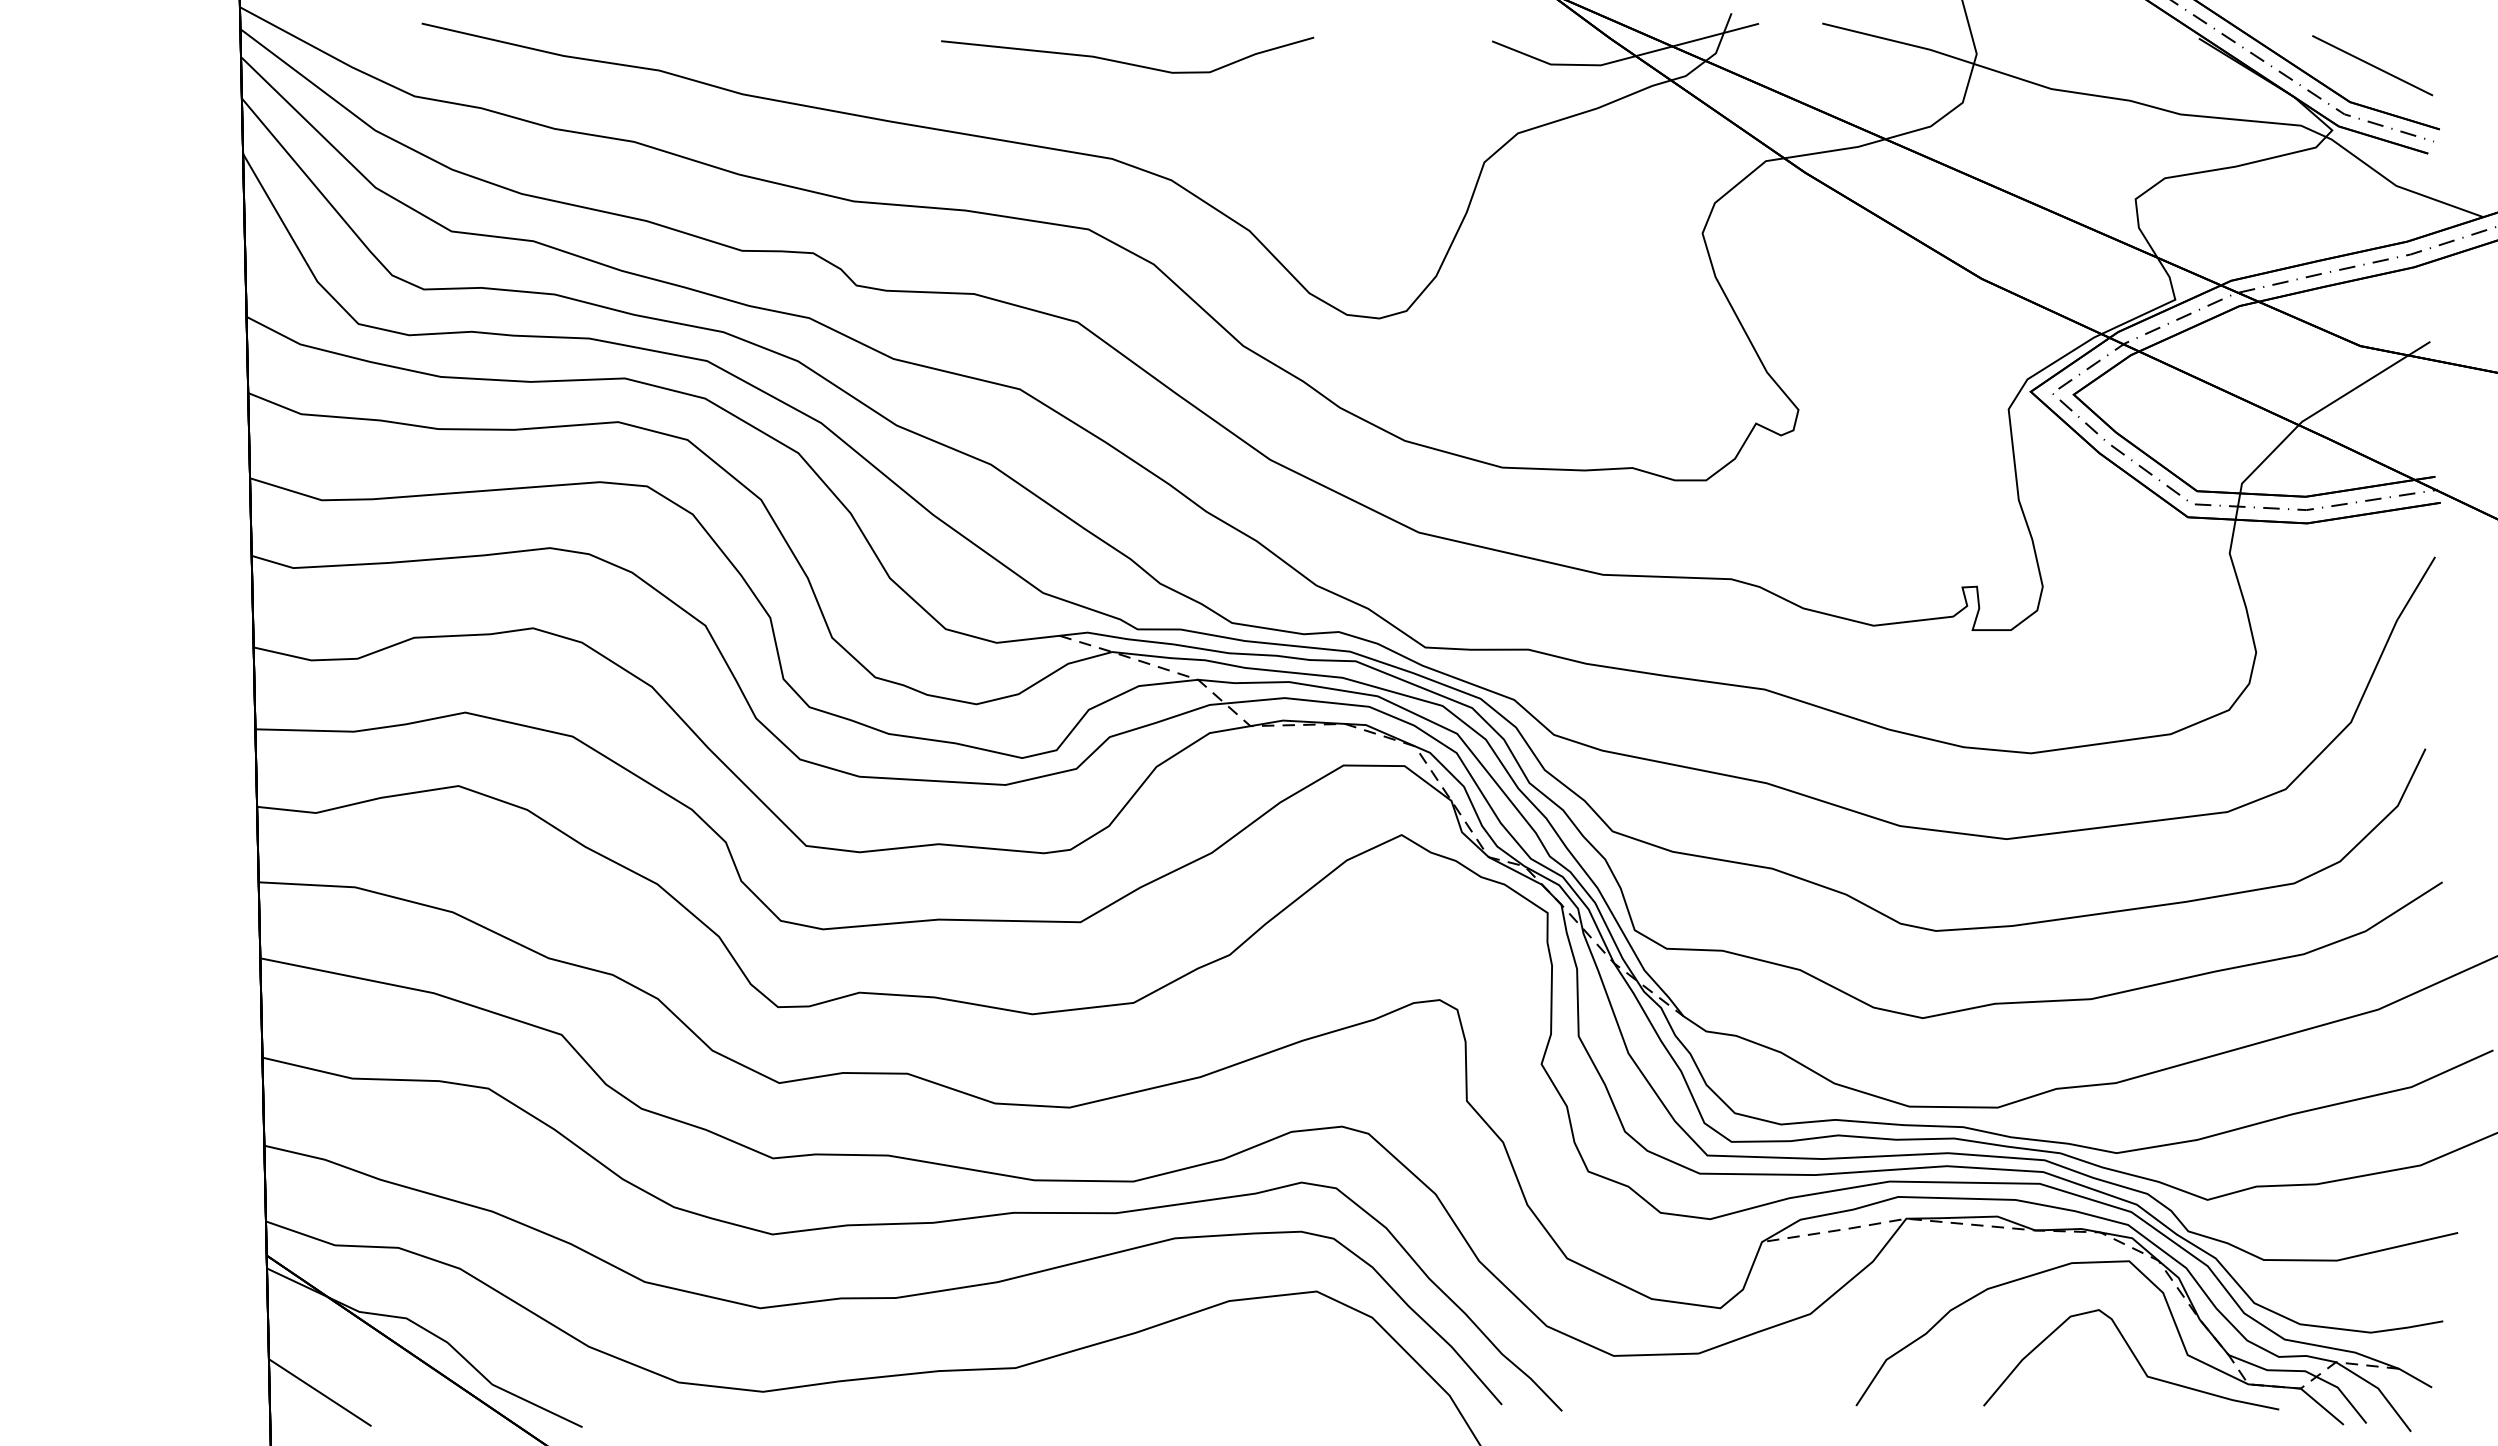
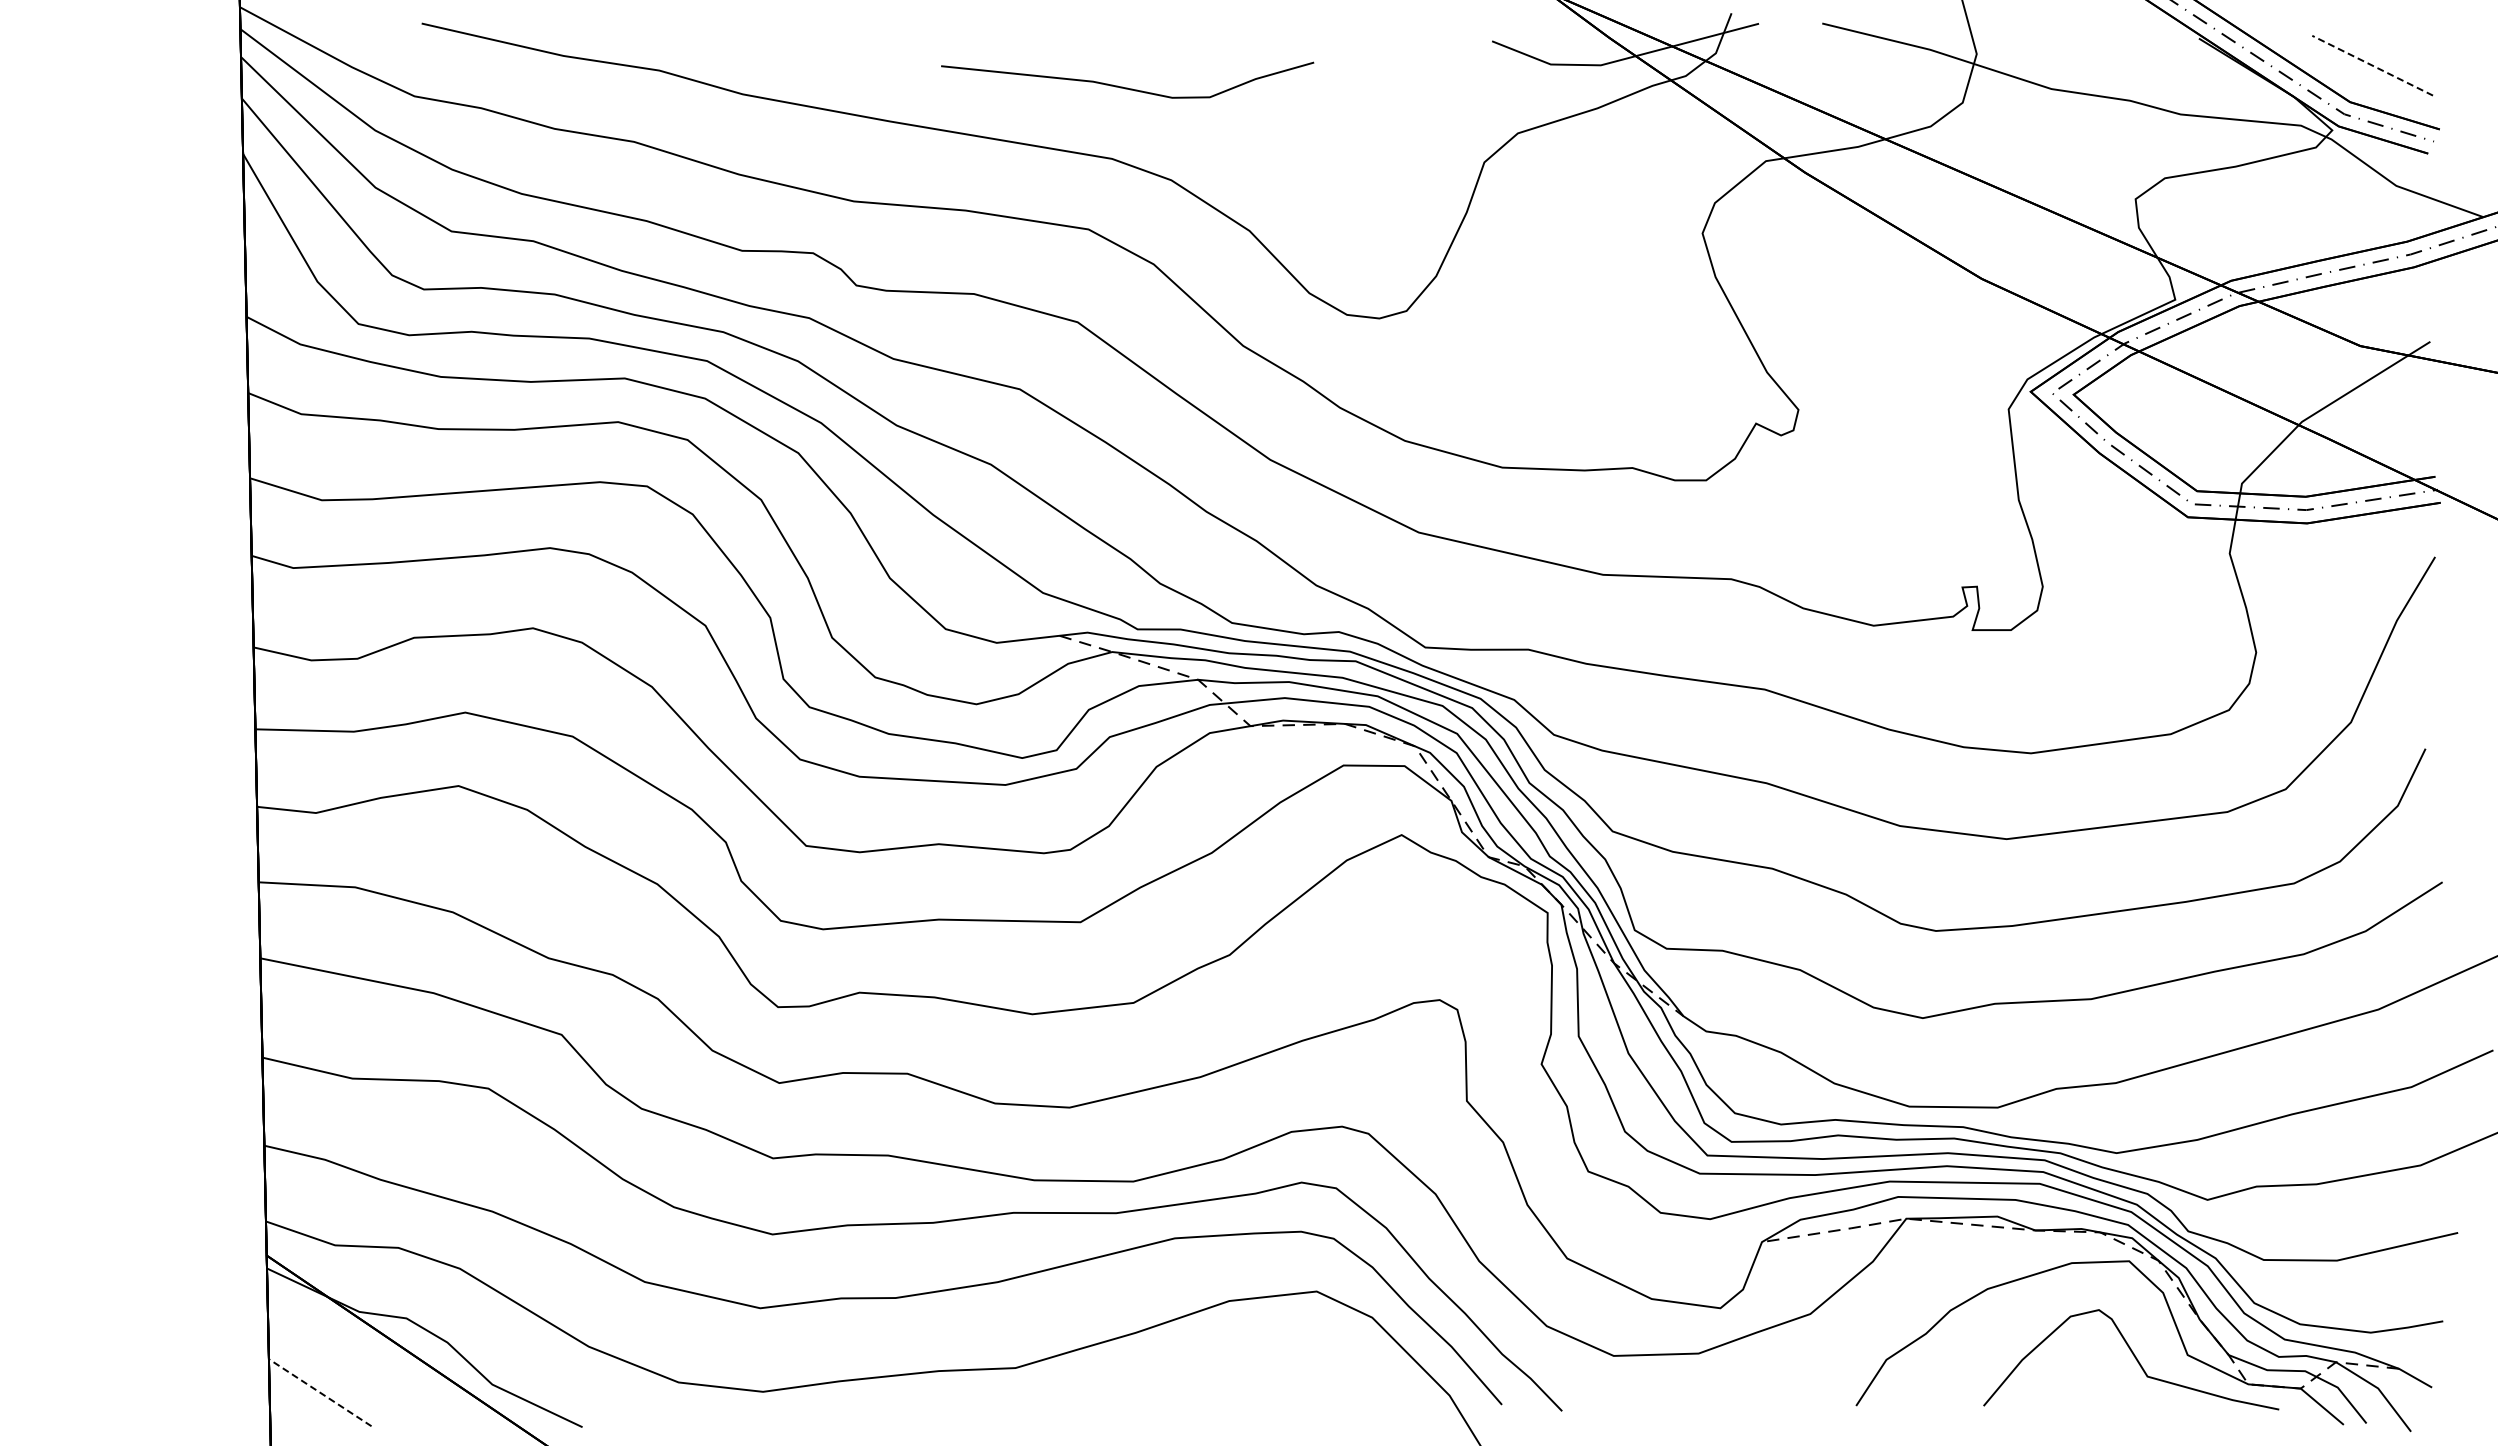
curve position: (1127, 62) -> (1127, 87) (1127, 87)
line: solid -> dashed (2372, 65)
line: solid -> dashed (319, 1392)
